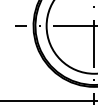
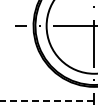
line: solid -> dashed (48, 100)
